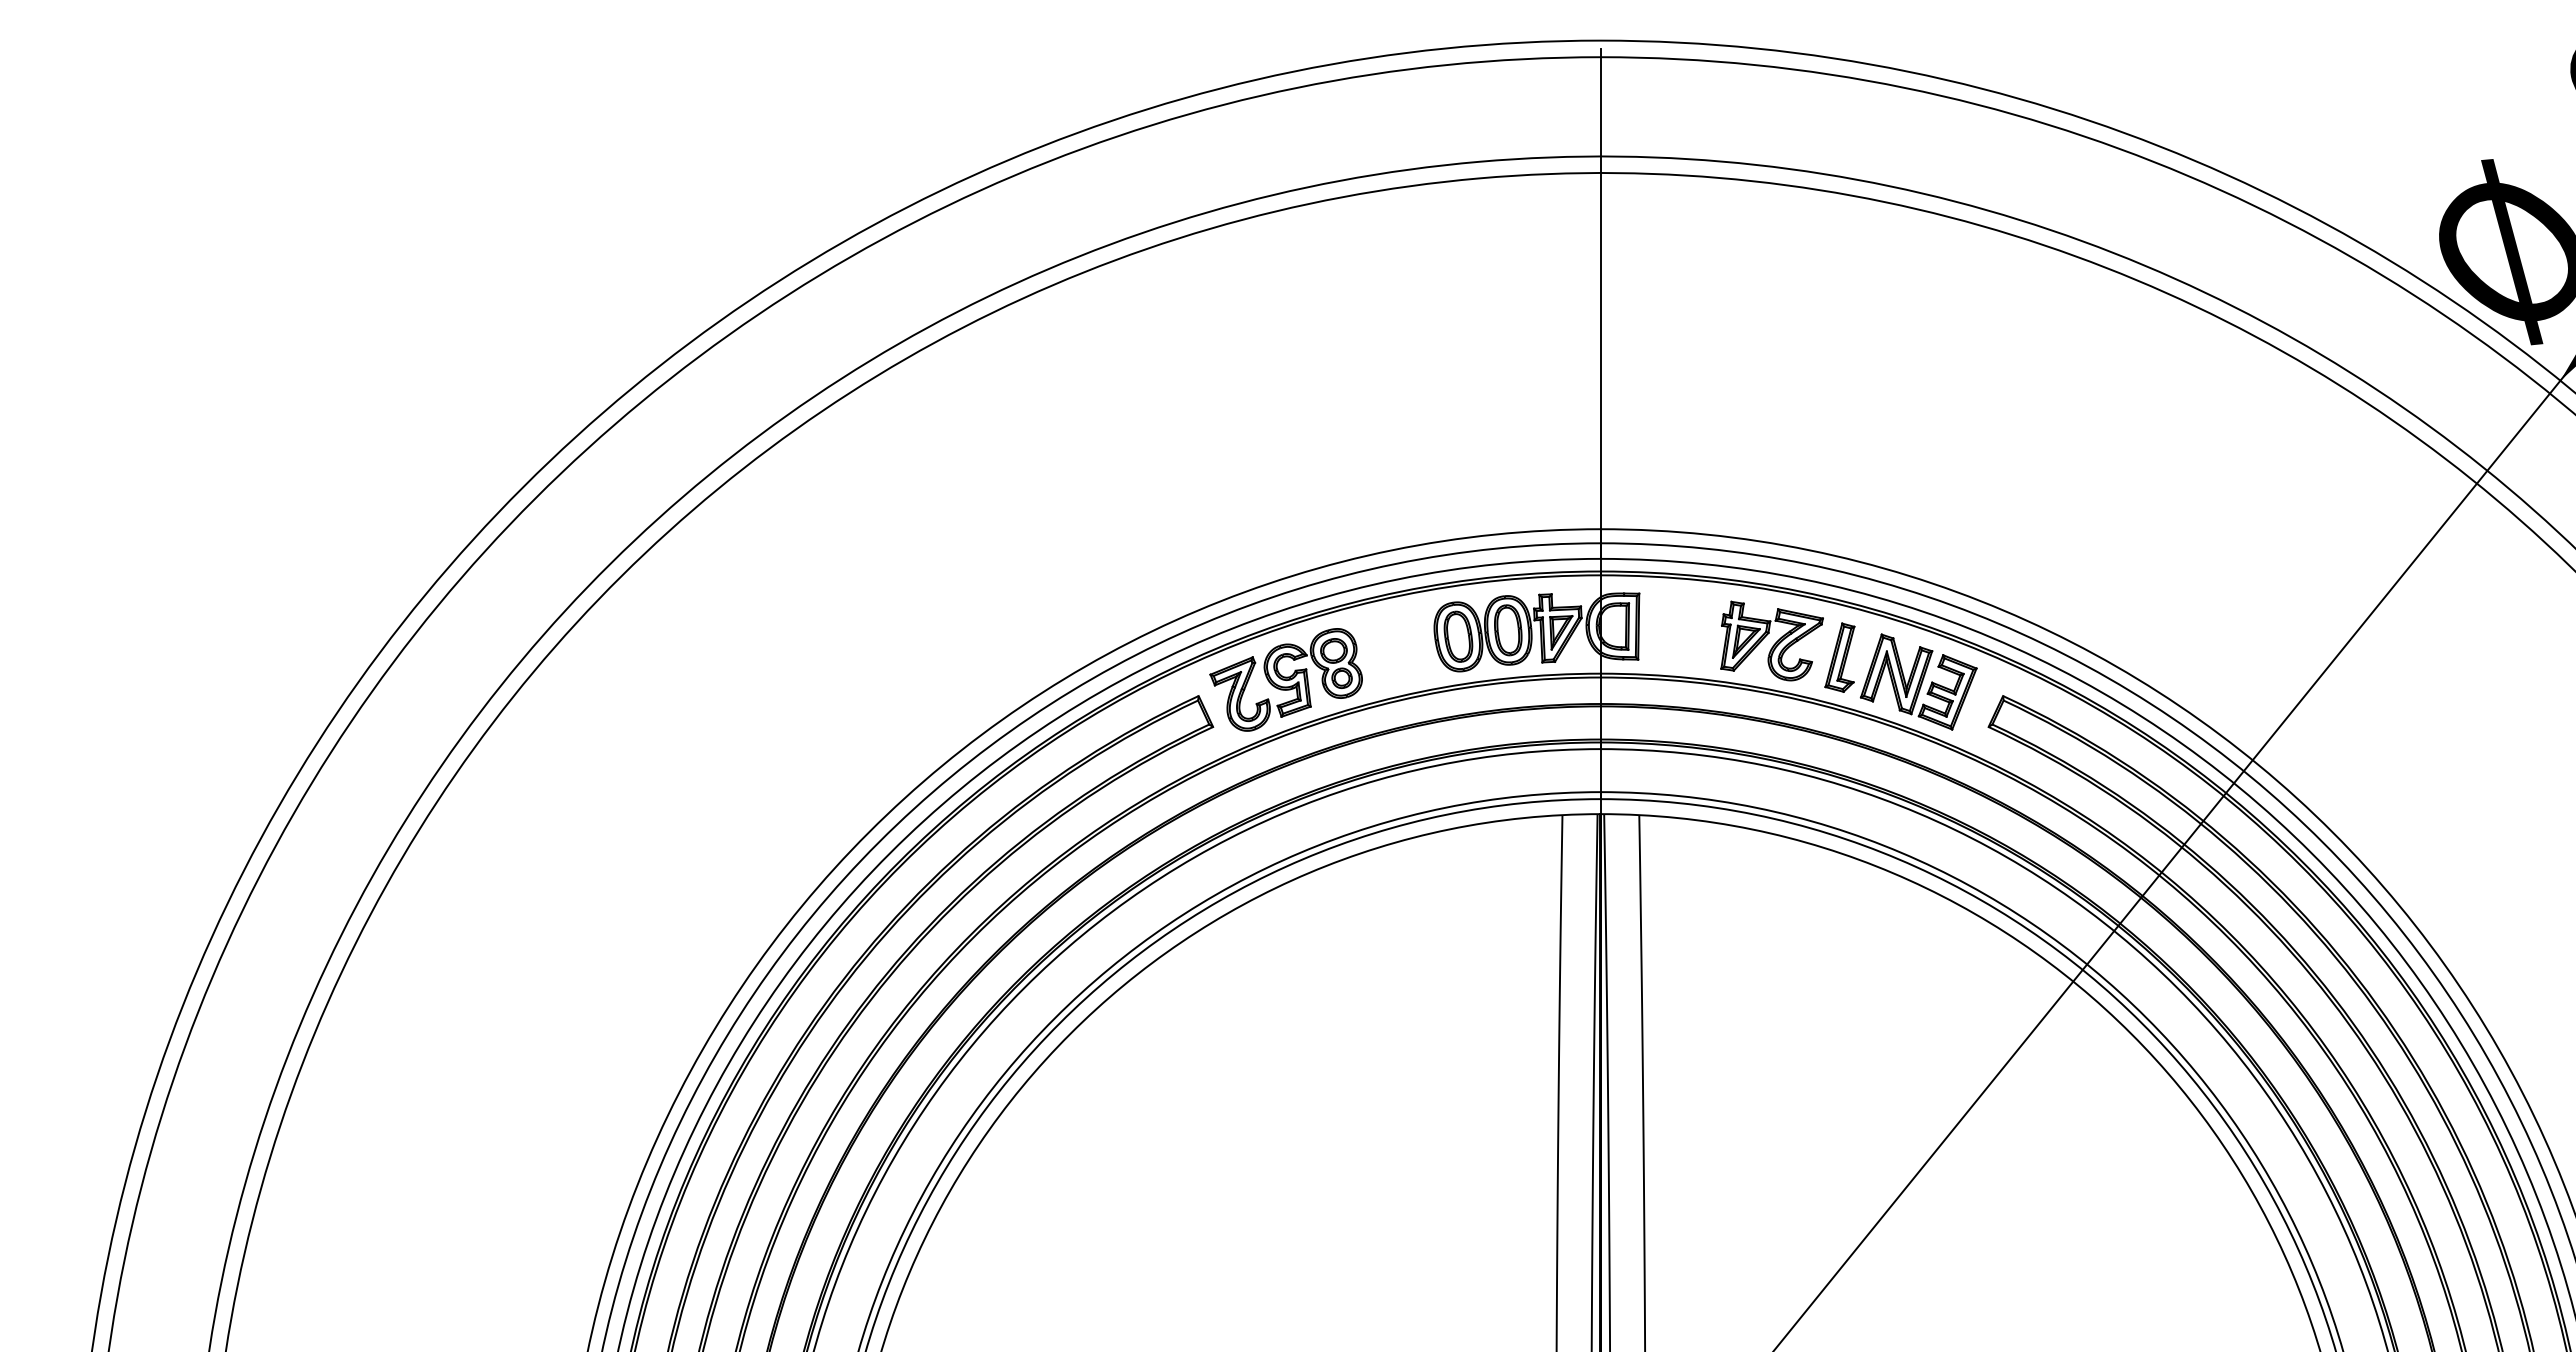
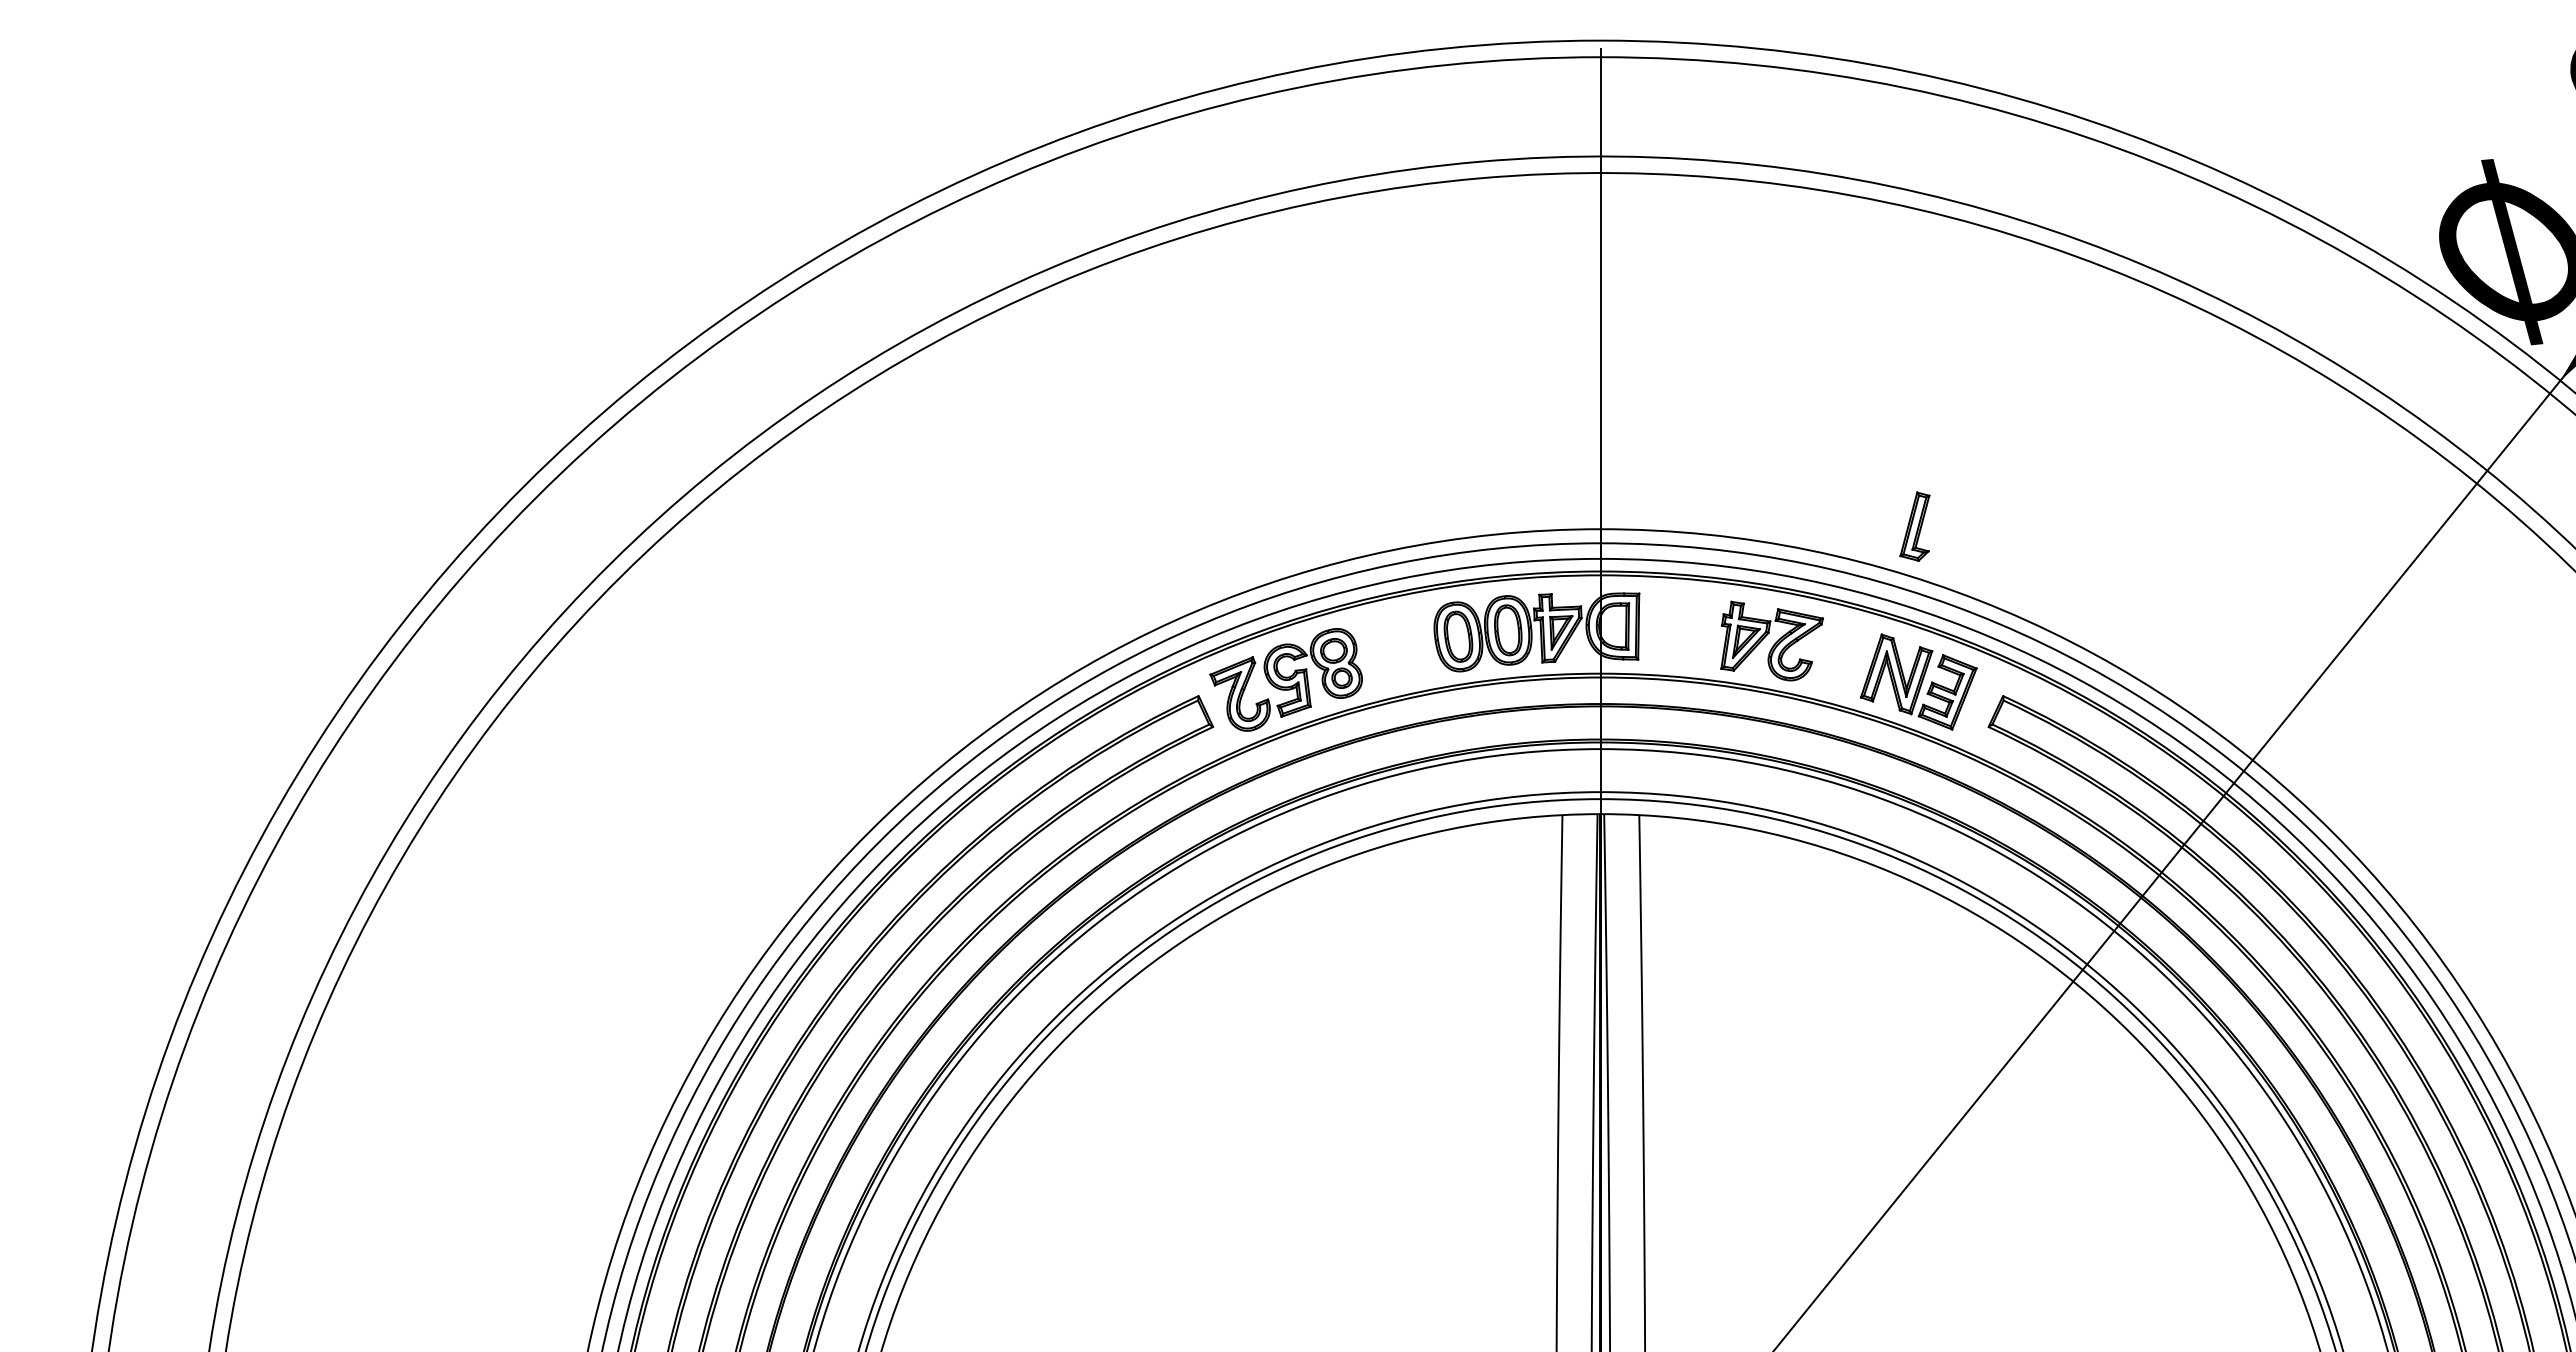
part position: (1839, 657) -> (1914, 526) (1914, 526)
